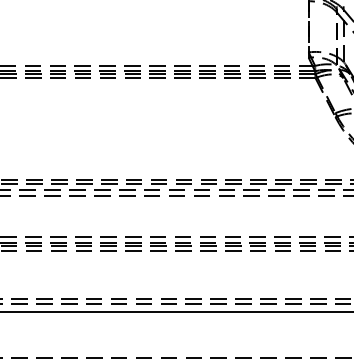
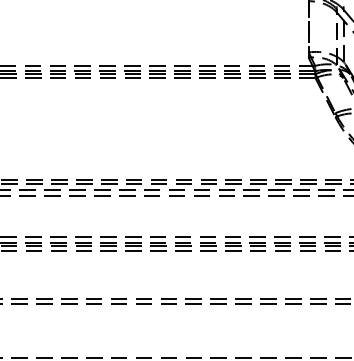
line: present -> none (176, 311)
